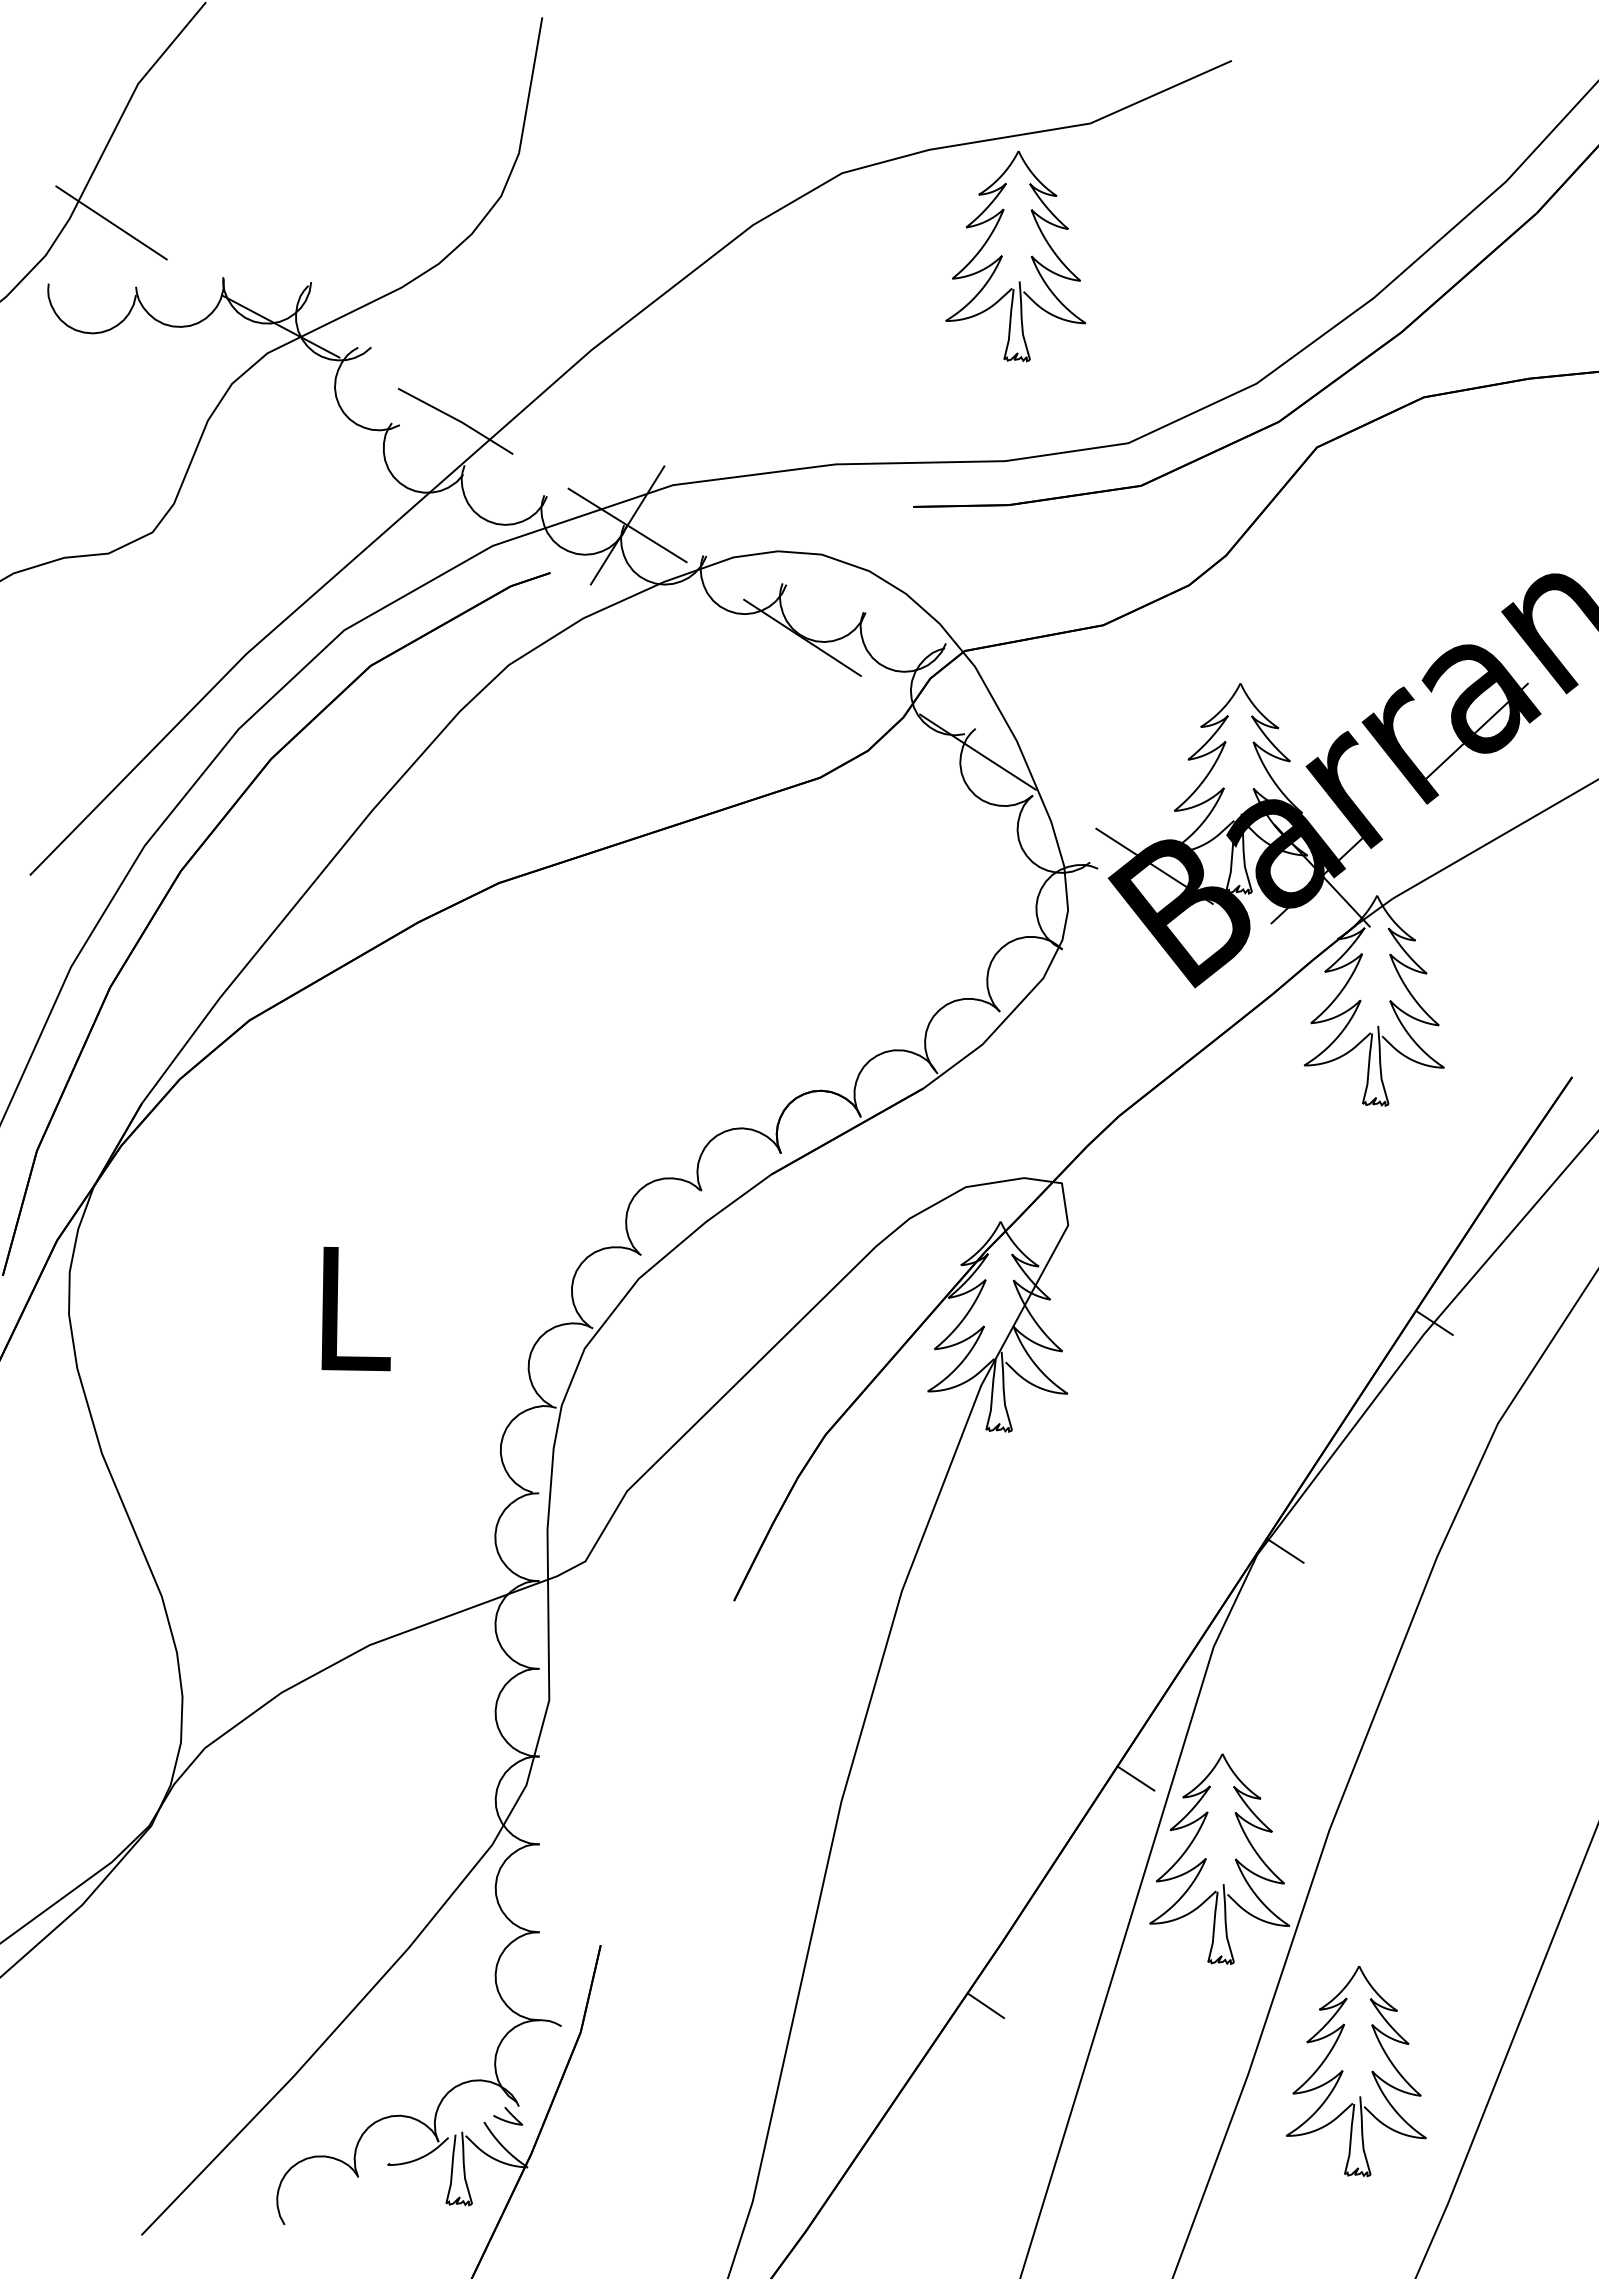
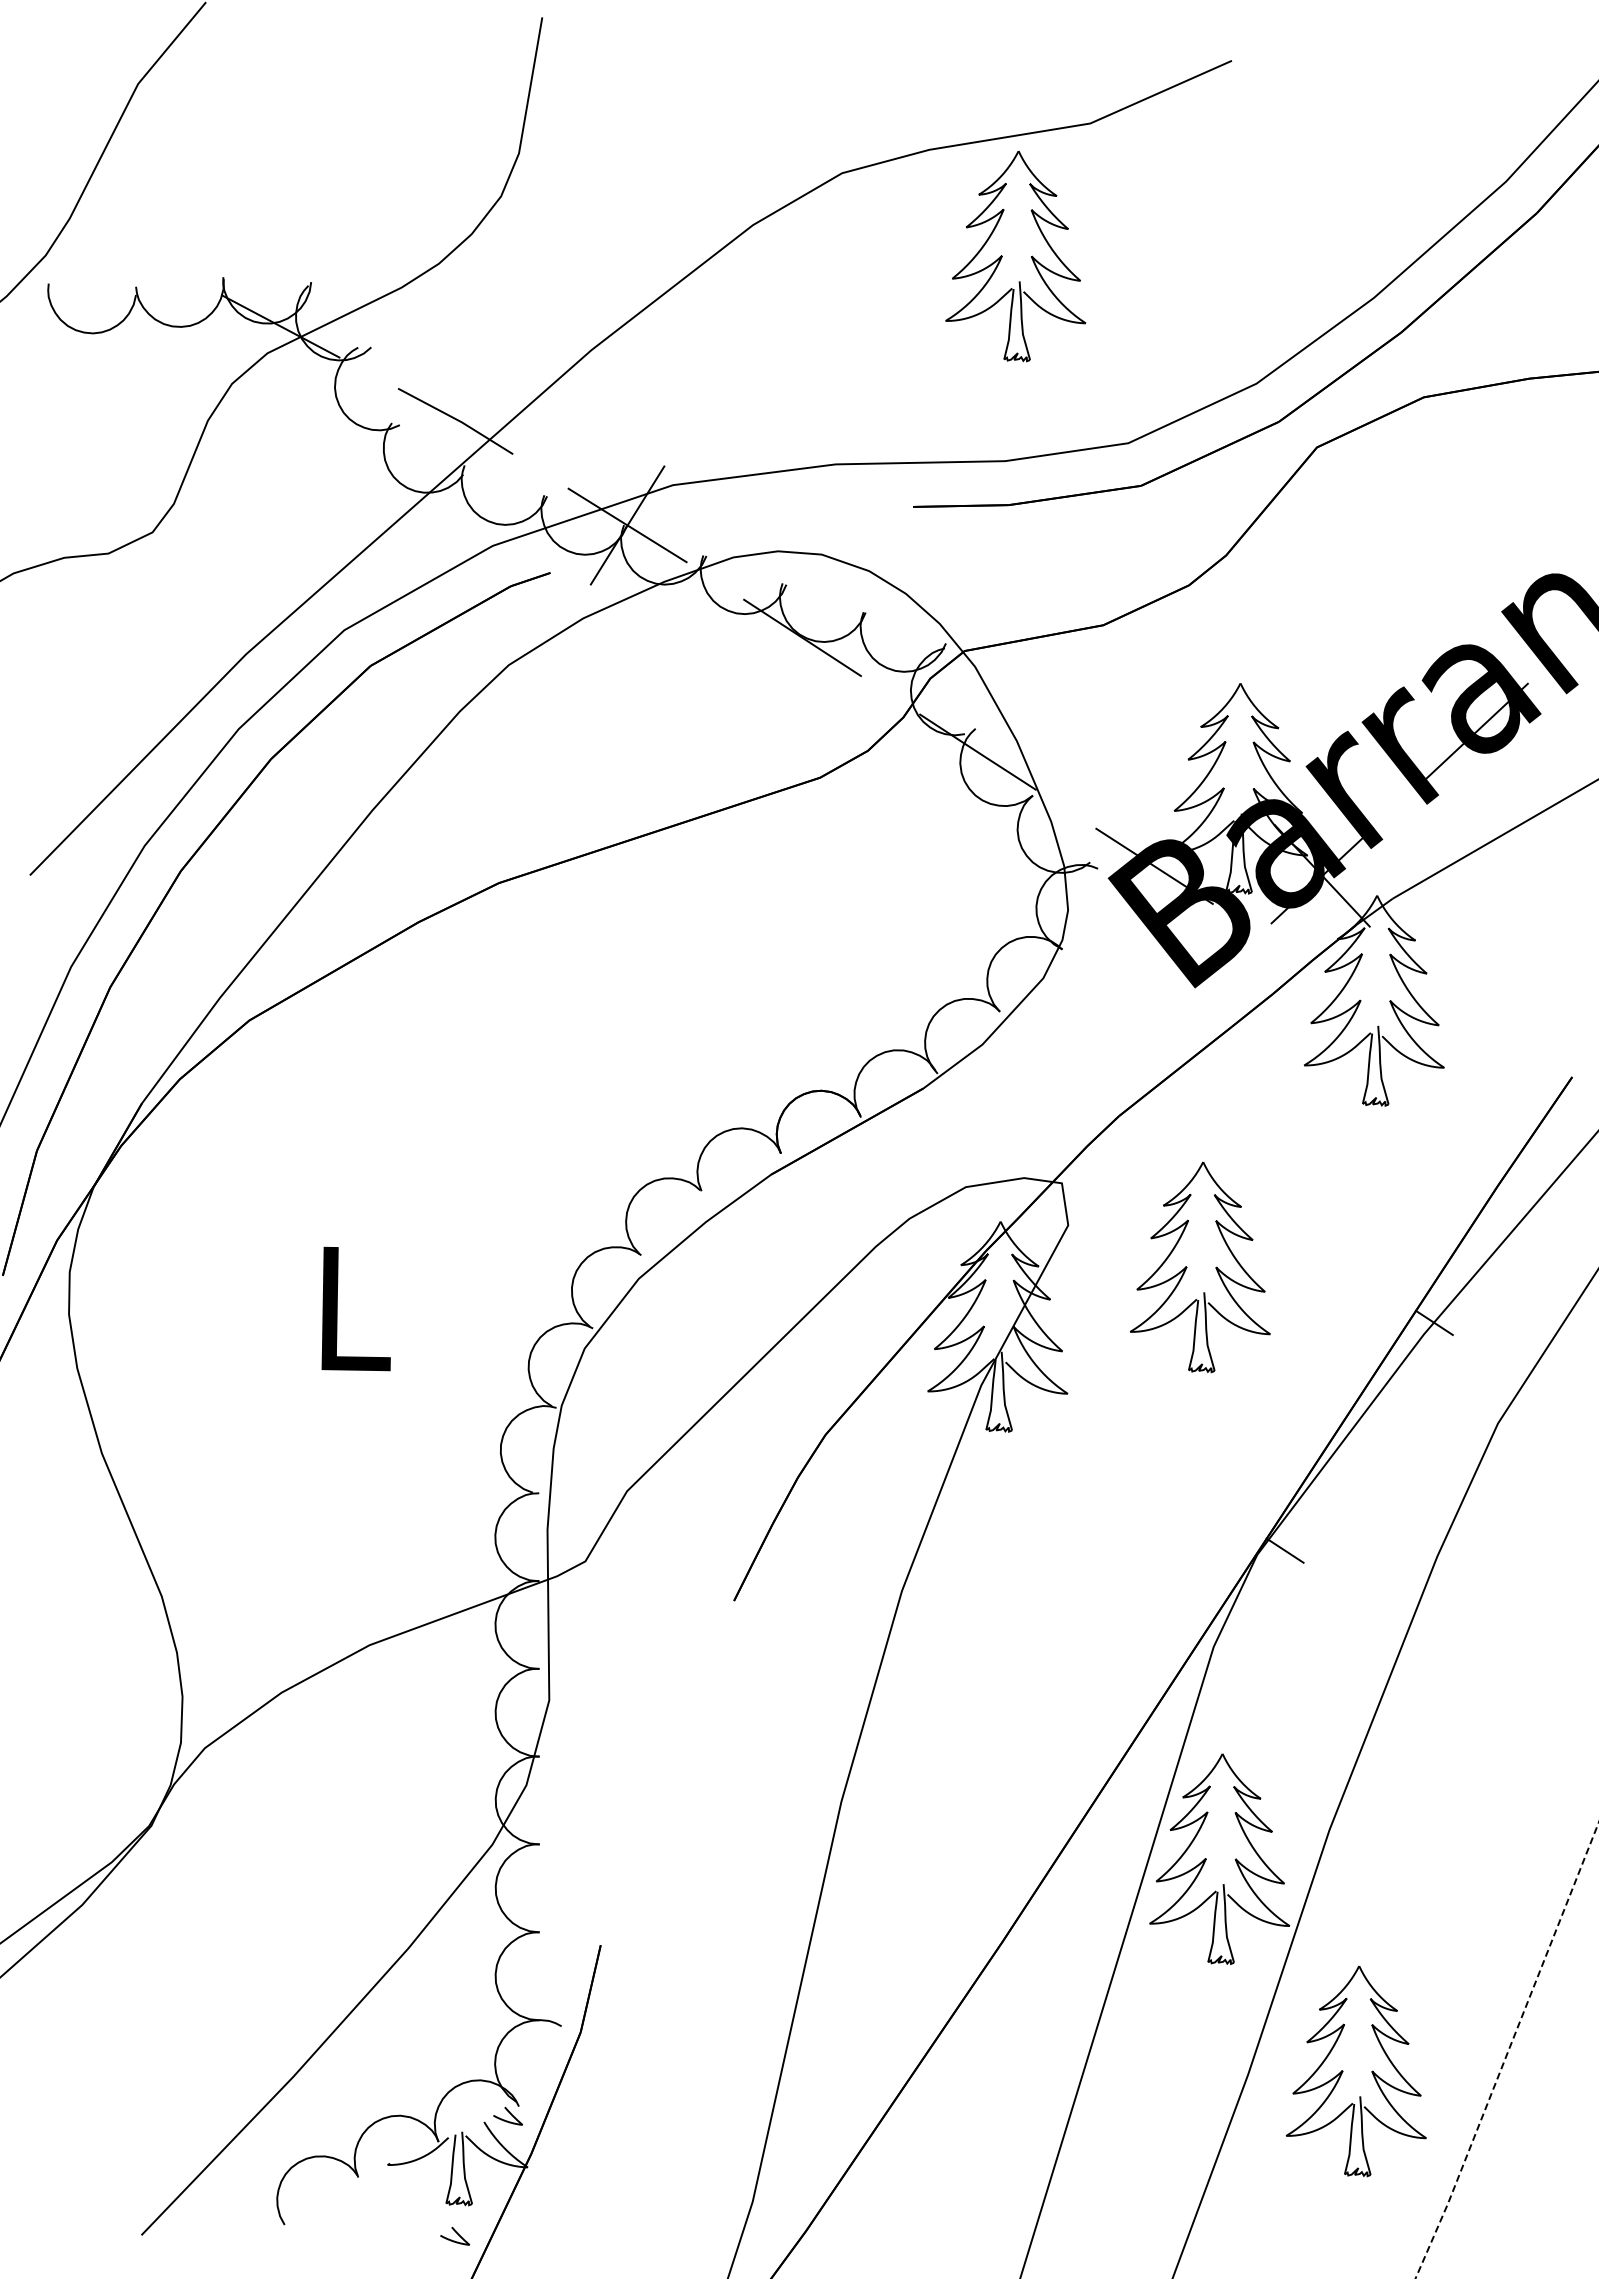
line: present -> none (111, 222)
part: none -> present (1187, 1267)
line: present -> none (1135, 1778)
line: present -> none (985, 2005)
line: solid -> dashed (1508, 2051)
curve: none -> present (456, 2233)
